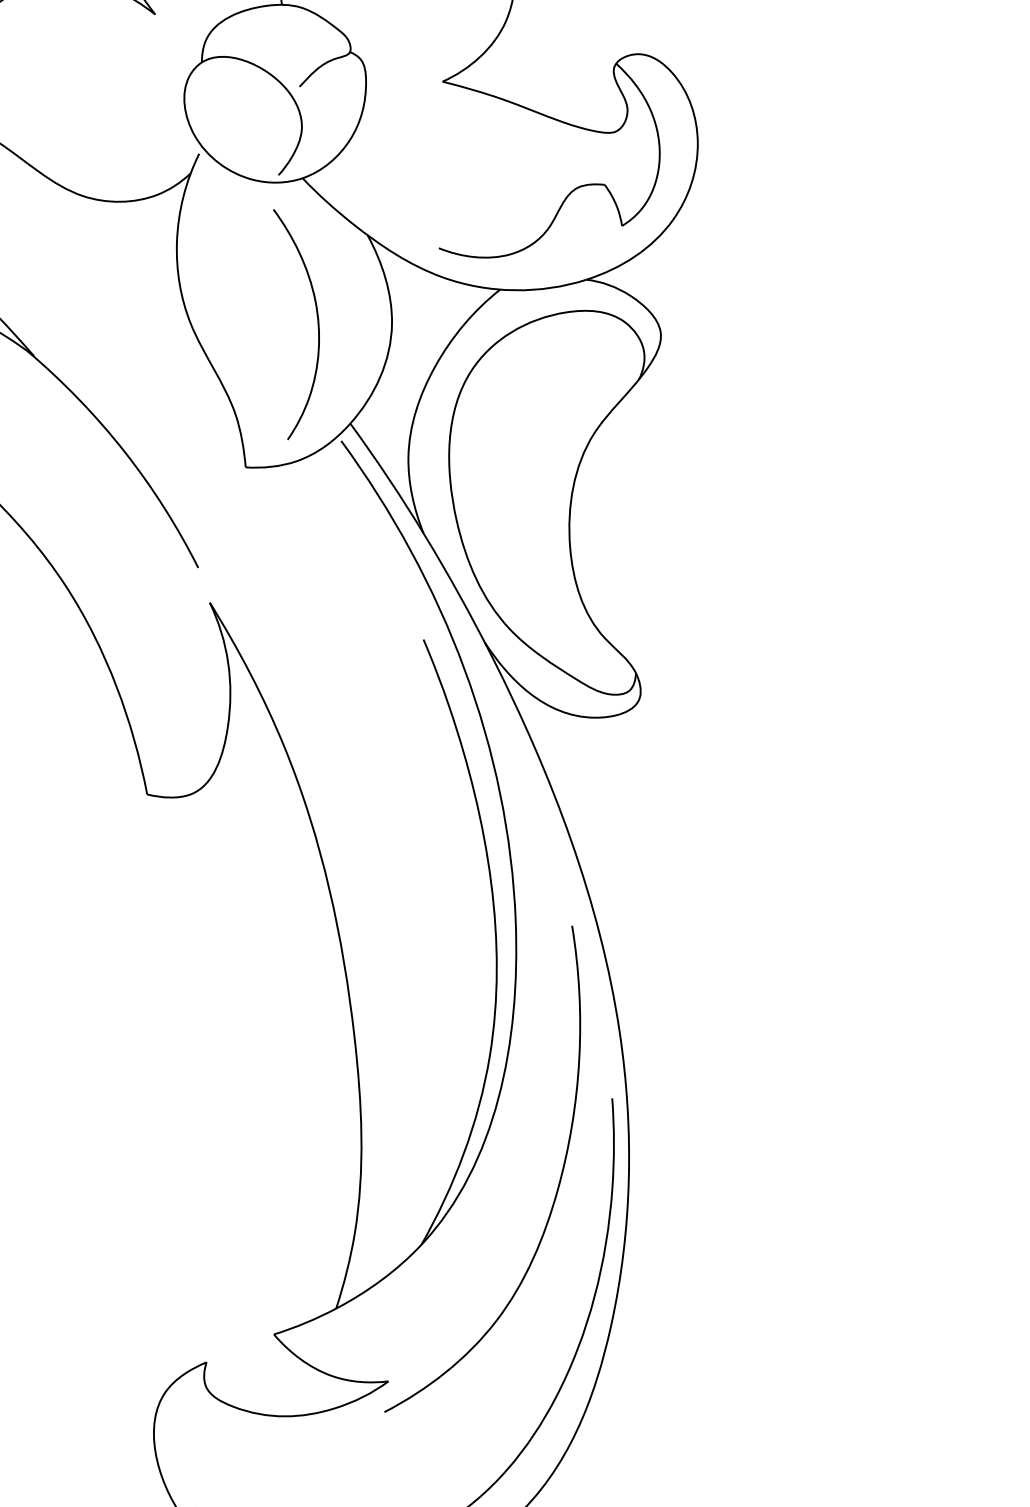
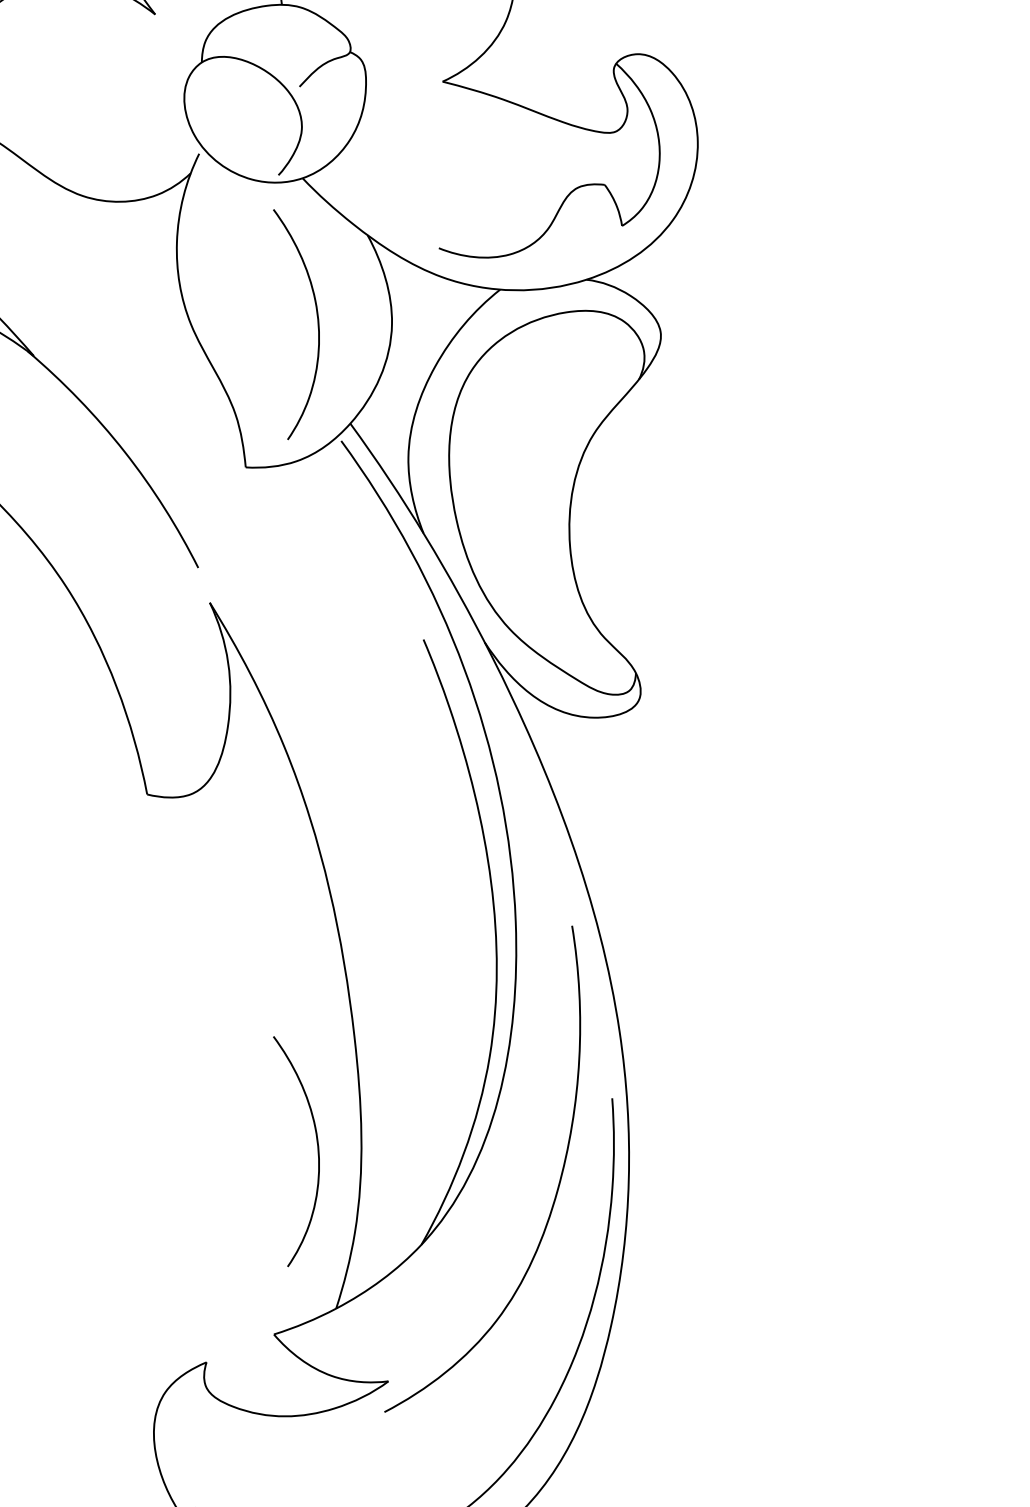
curve: none -> present (317, 1151)
